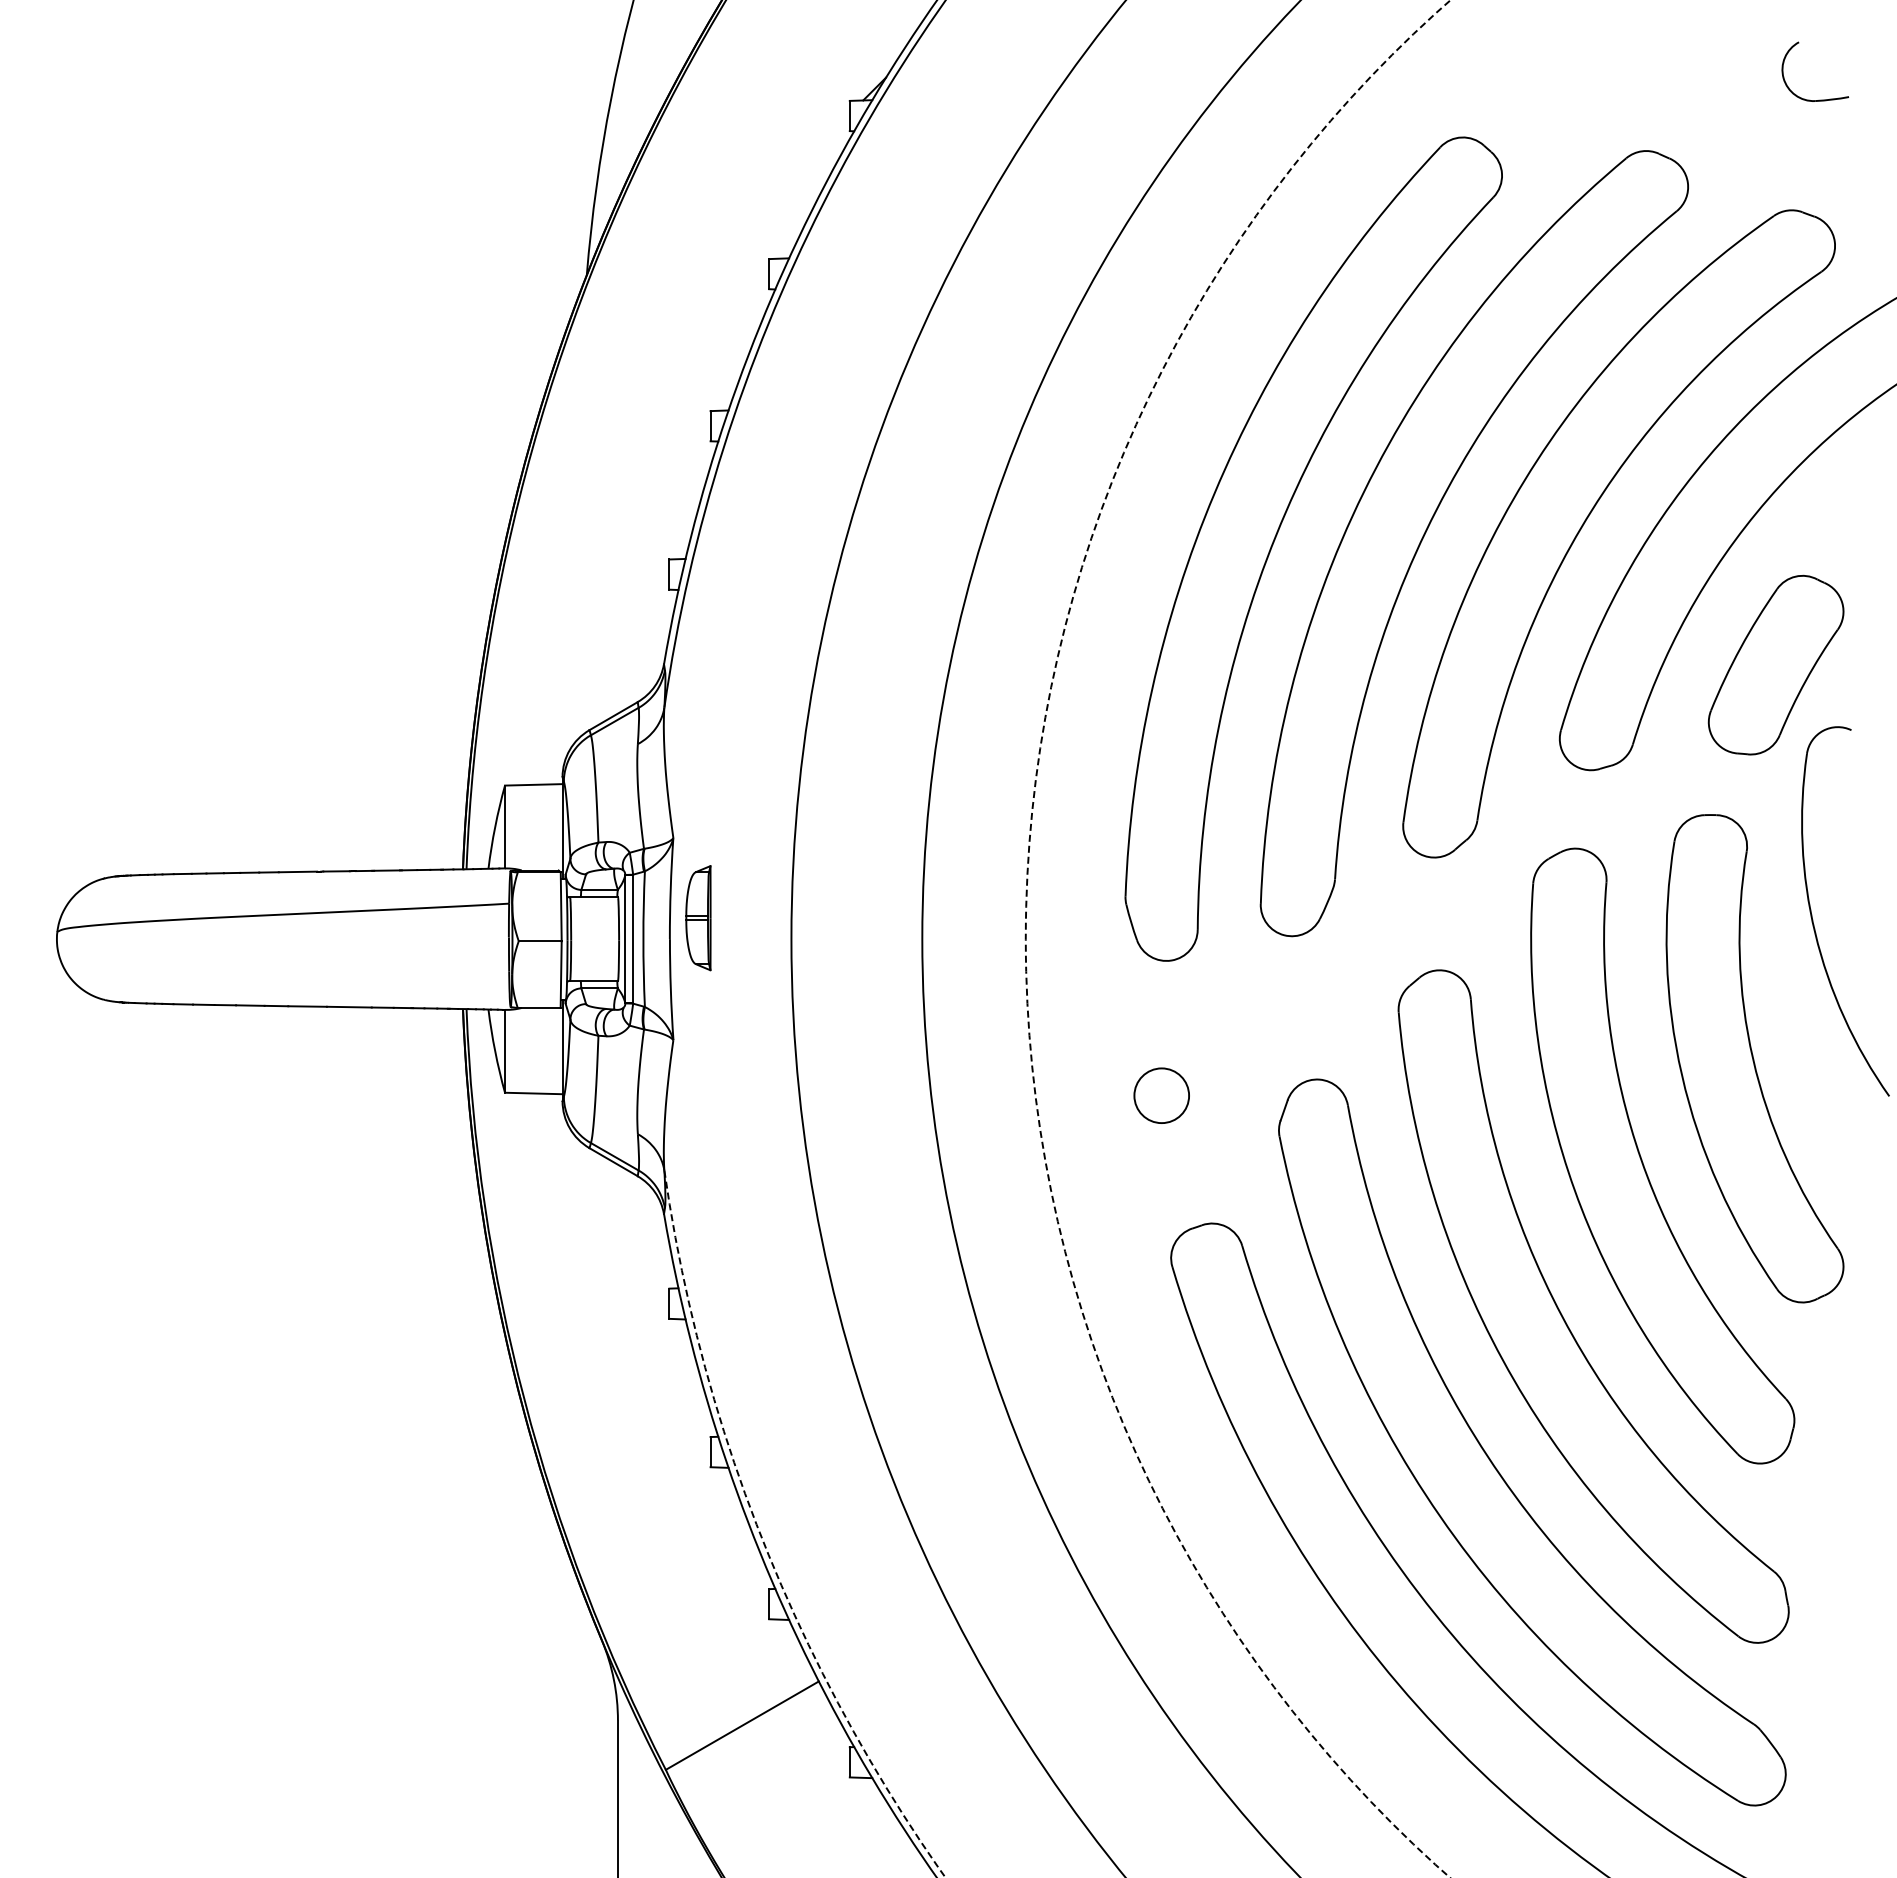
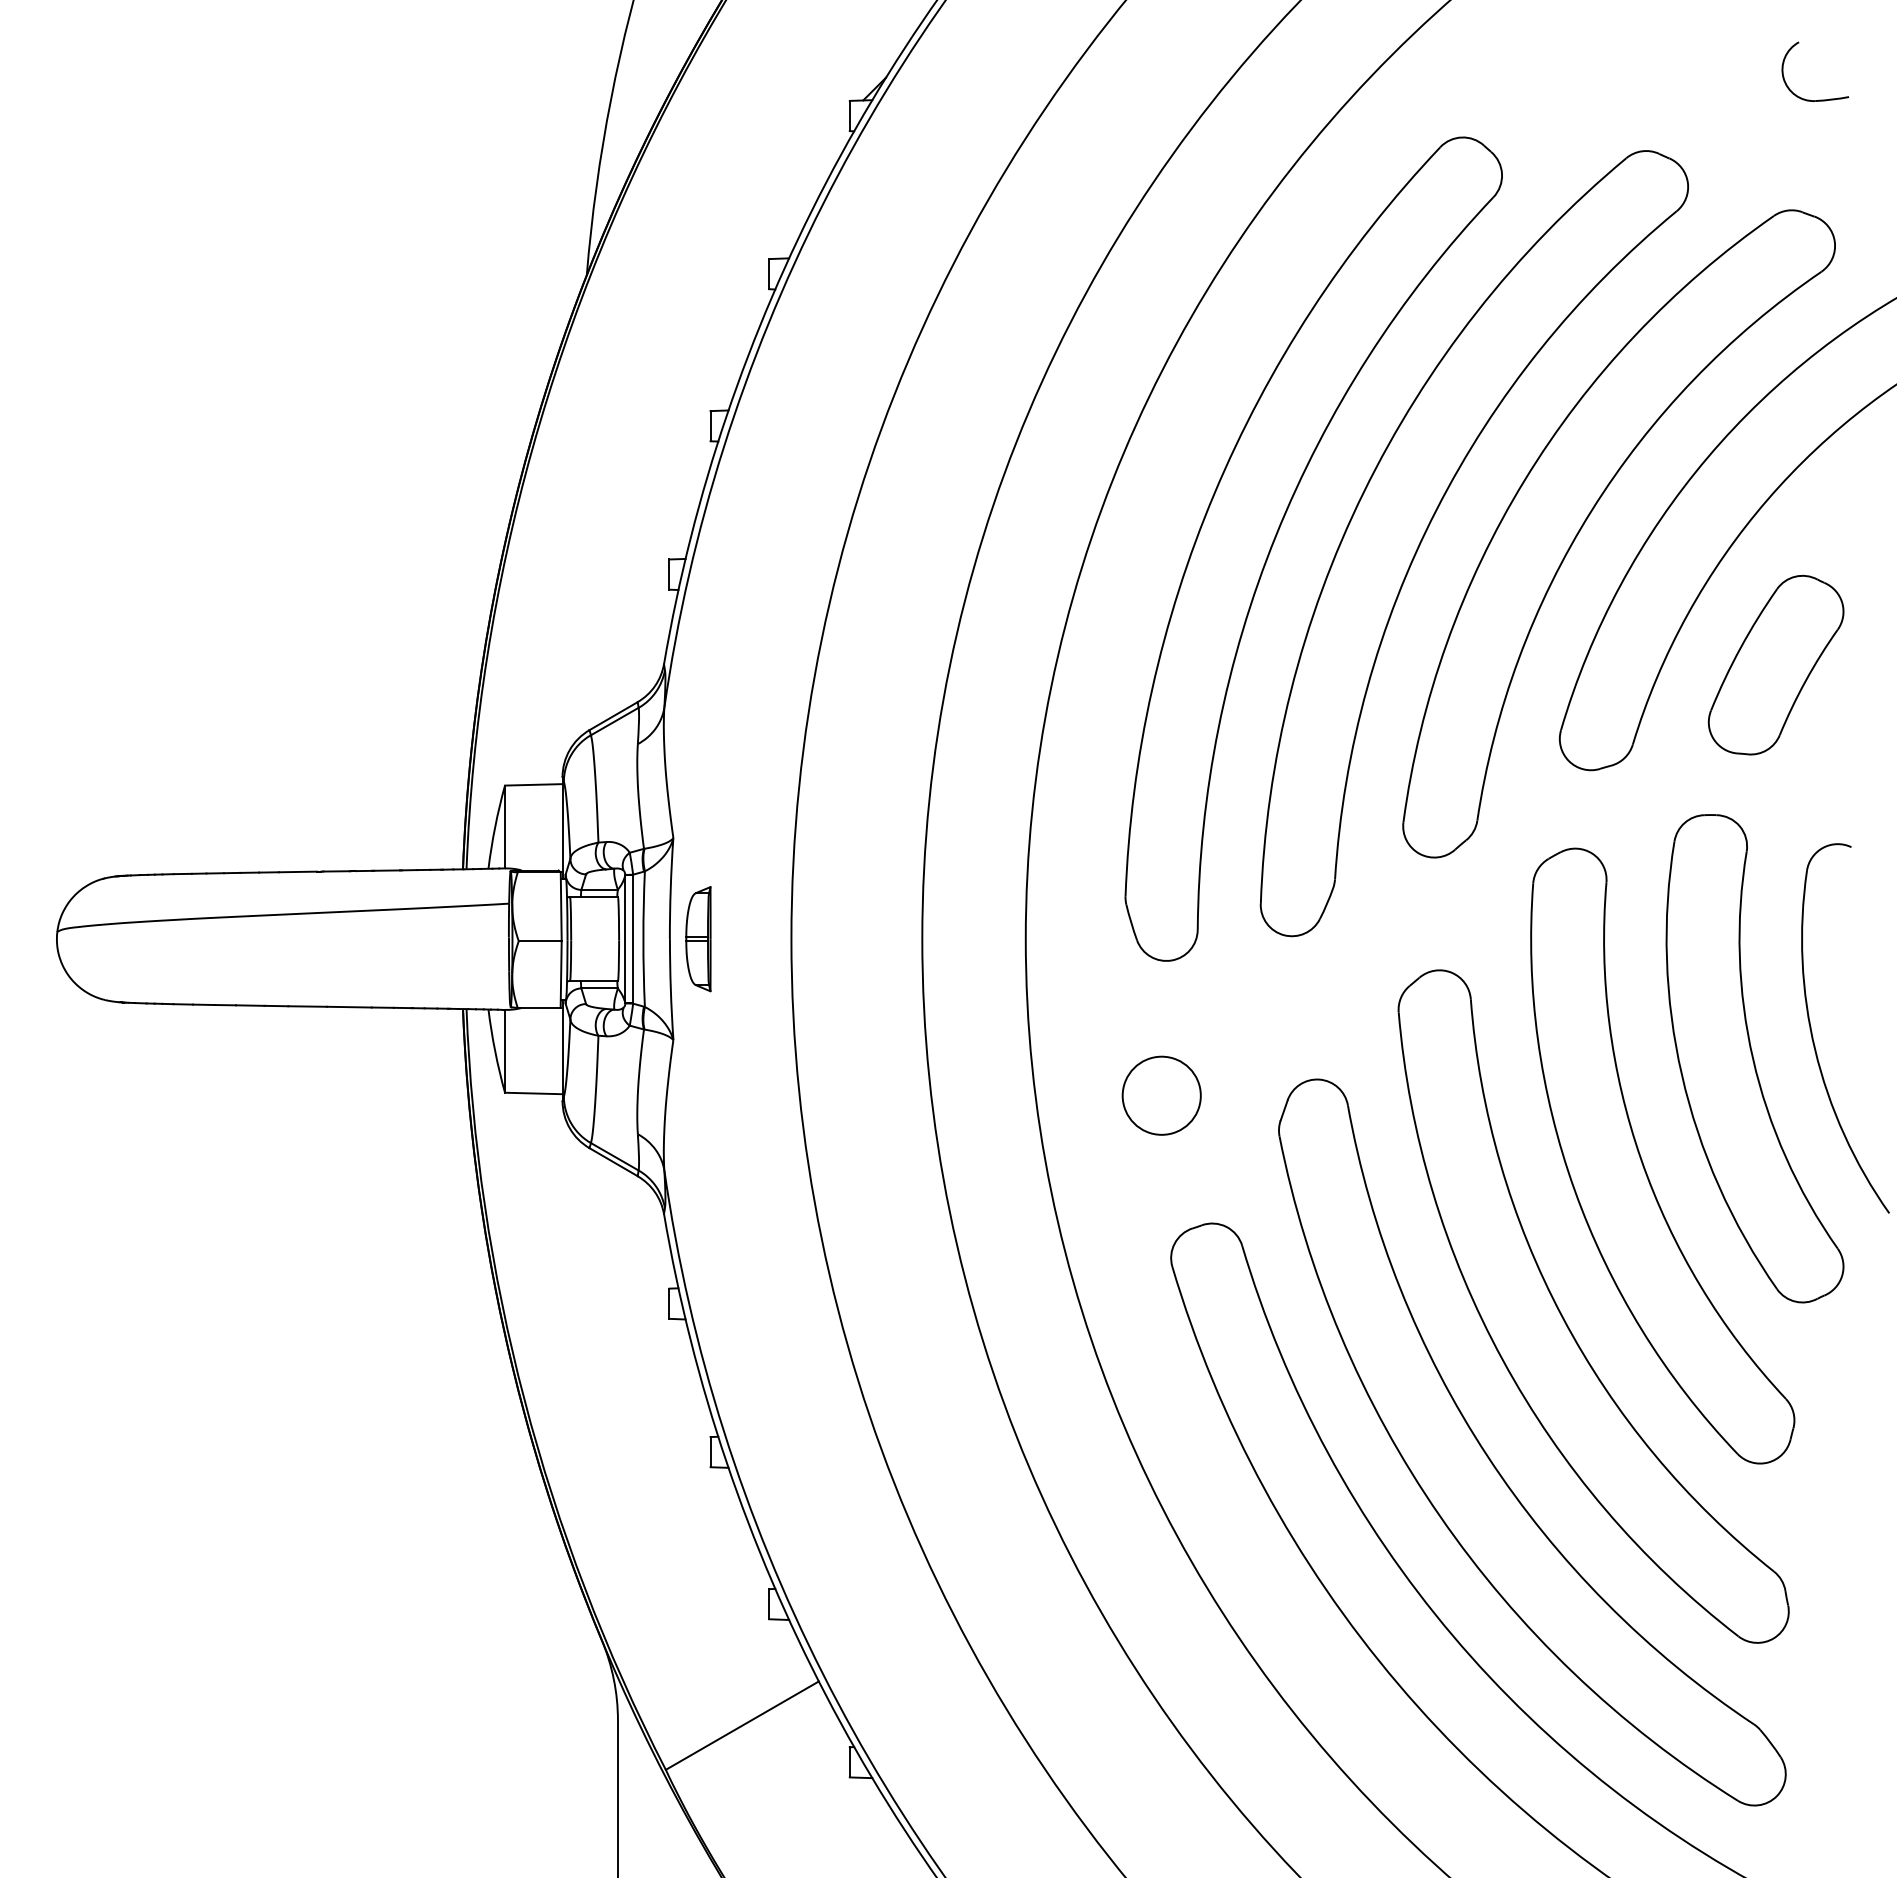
part position: (698, 918) -> (698, 939) (698, 939)
part position: (1813, 919) -> (1813, 1036) (1813, 1036)
circle: dashed -> solid (1237, 938)
circle diameter: 55 px -> 78 px (1161, 1095)
arc: dashed -> solid (763, 1542)
